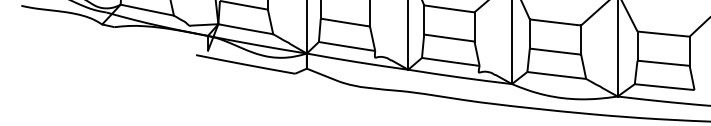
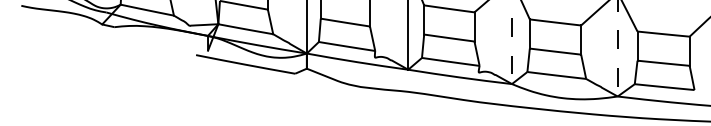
line: solid -> dashed (511, 42)
line: solid -> dashed (617, 48)
